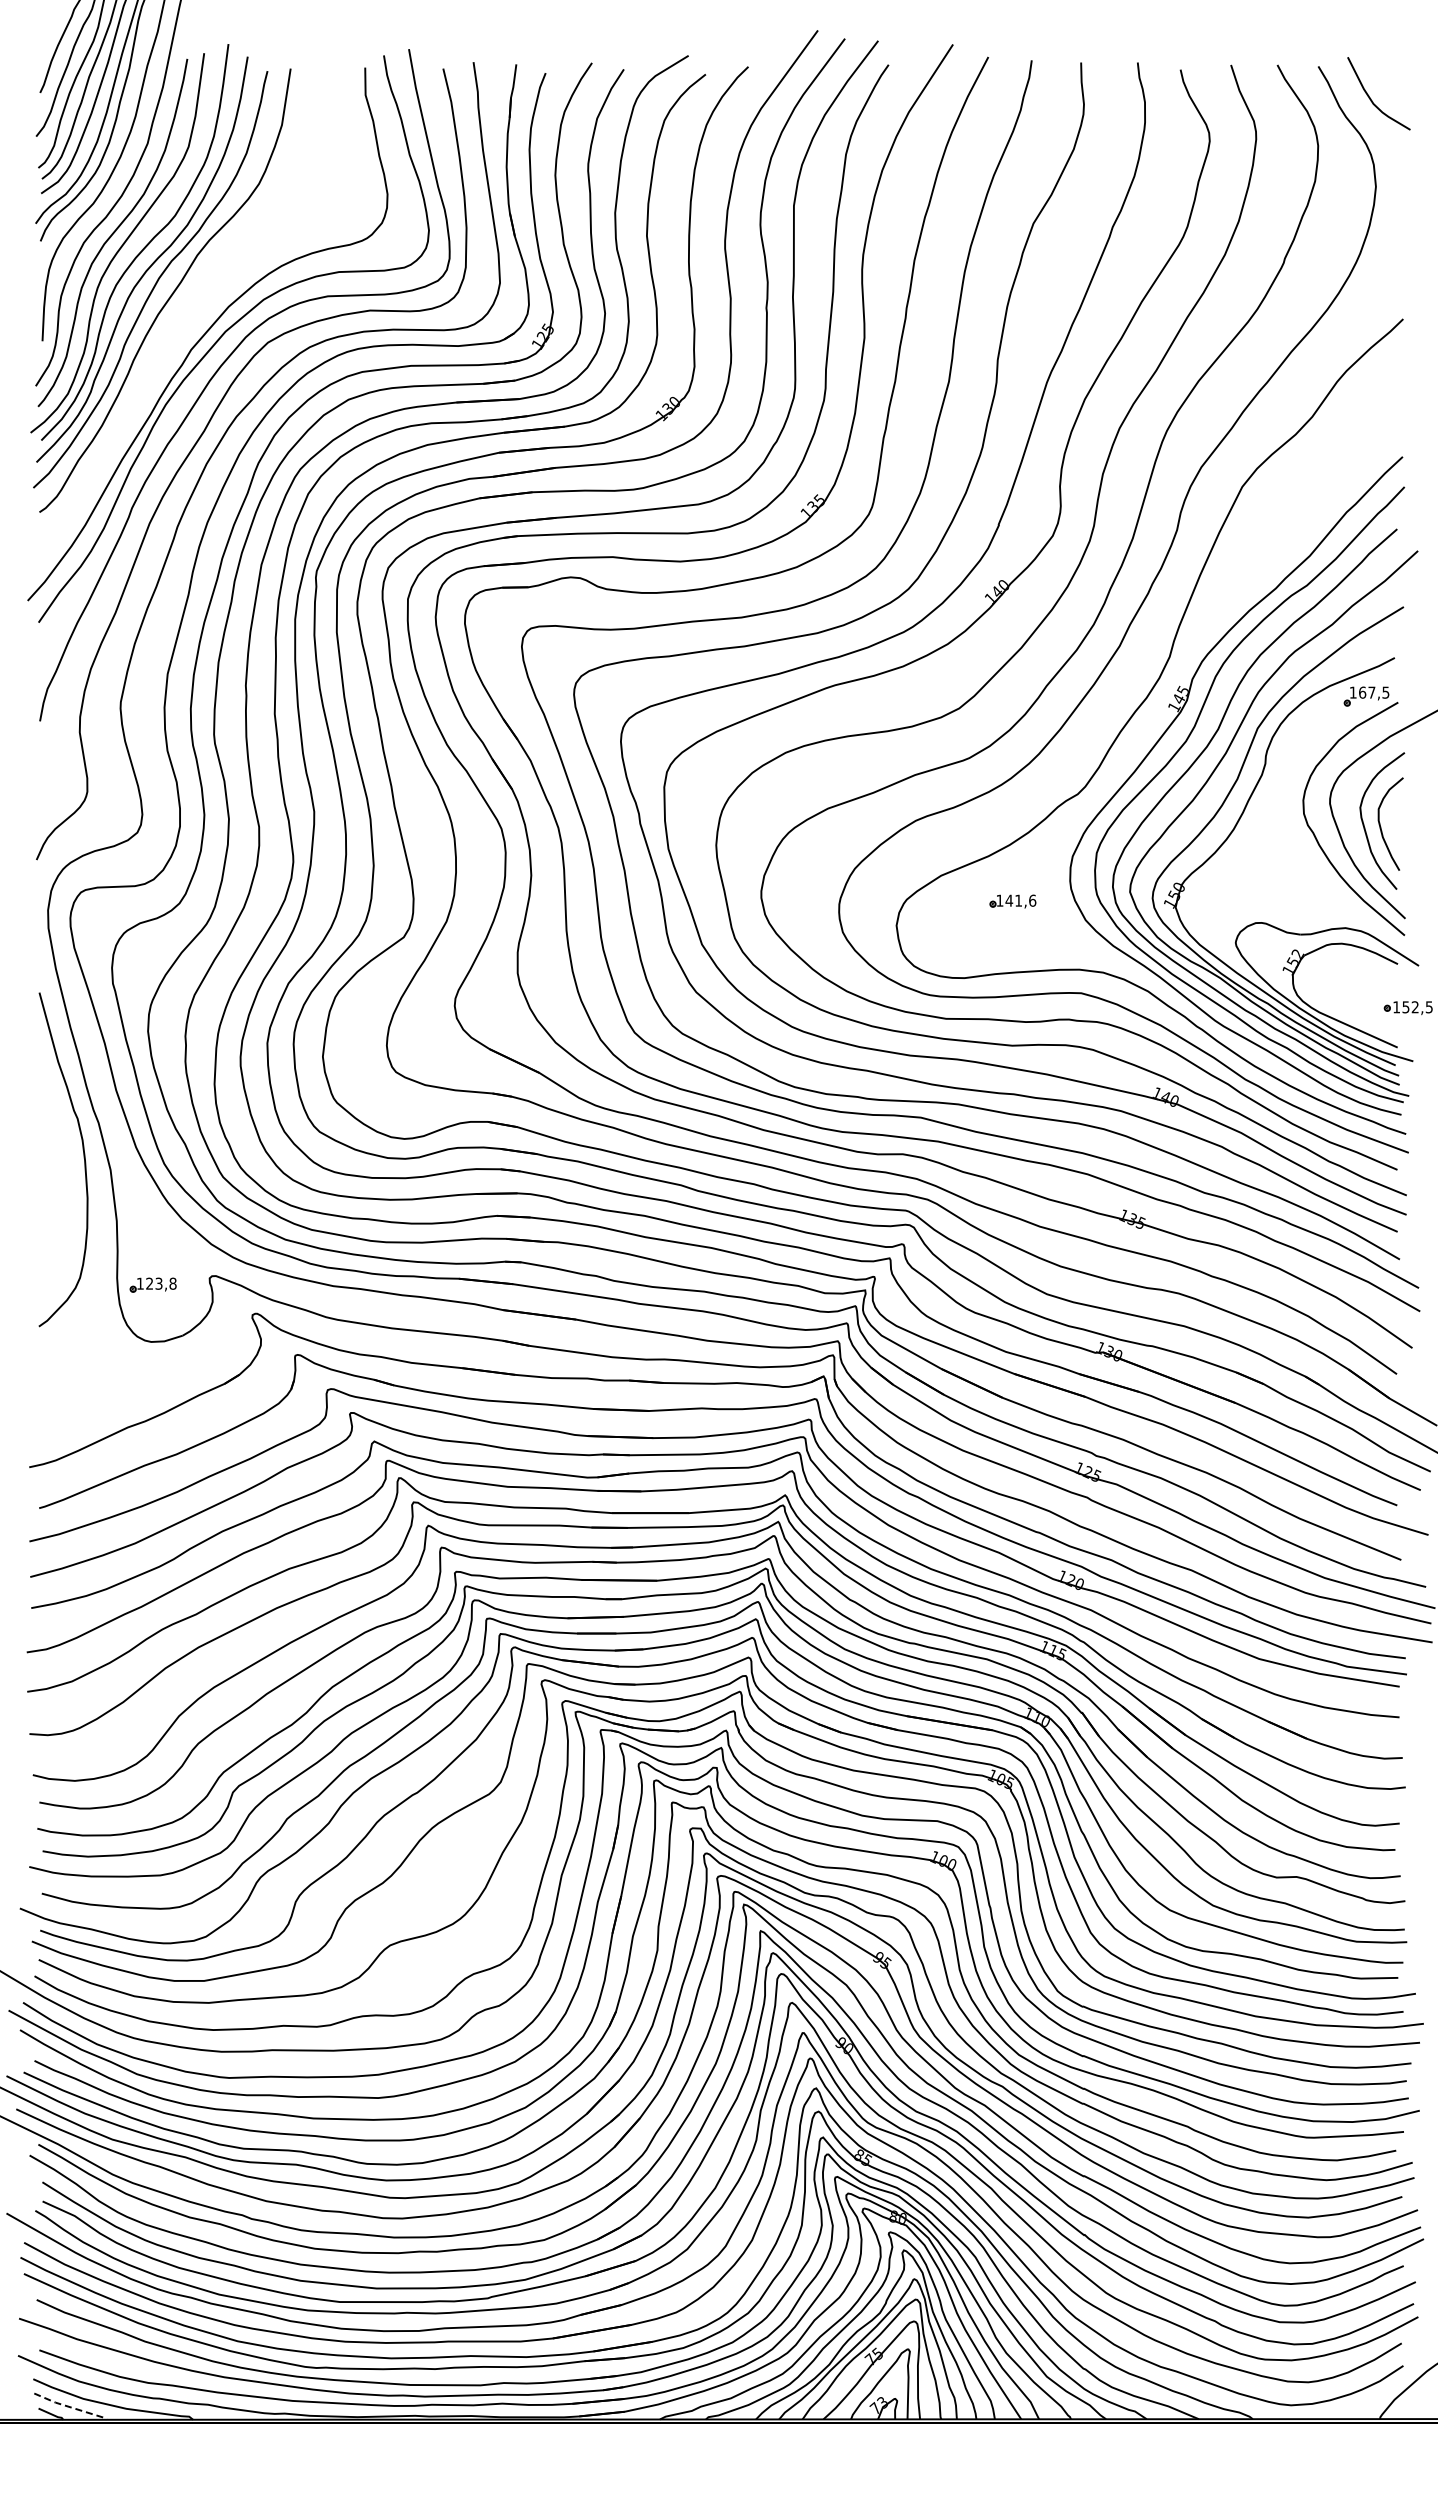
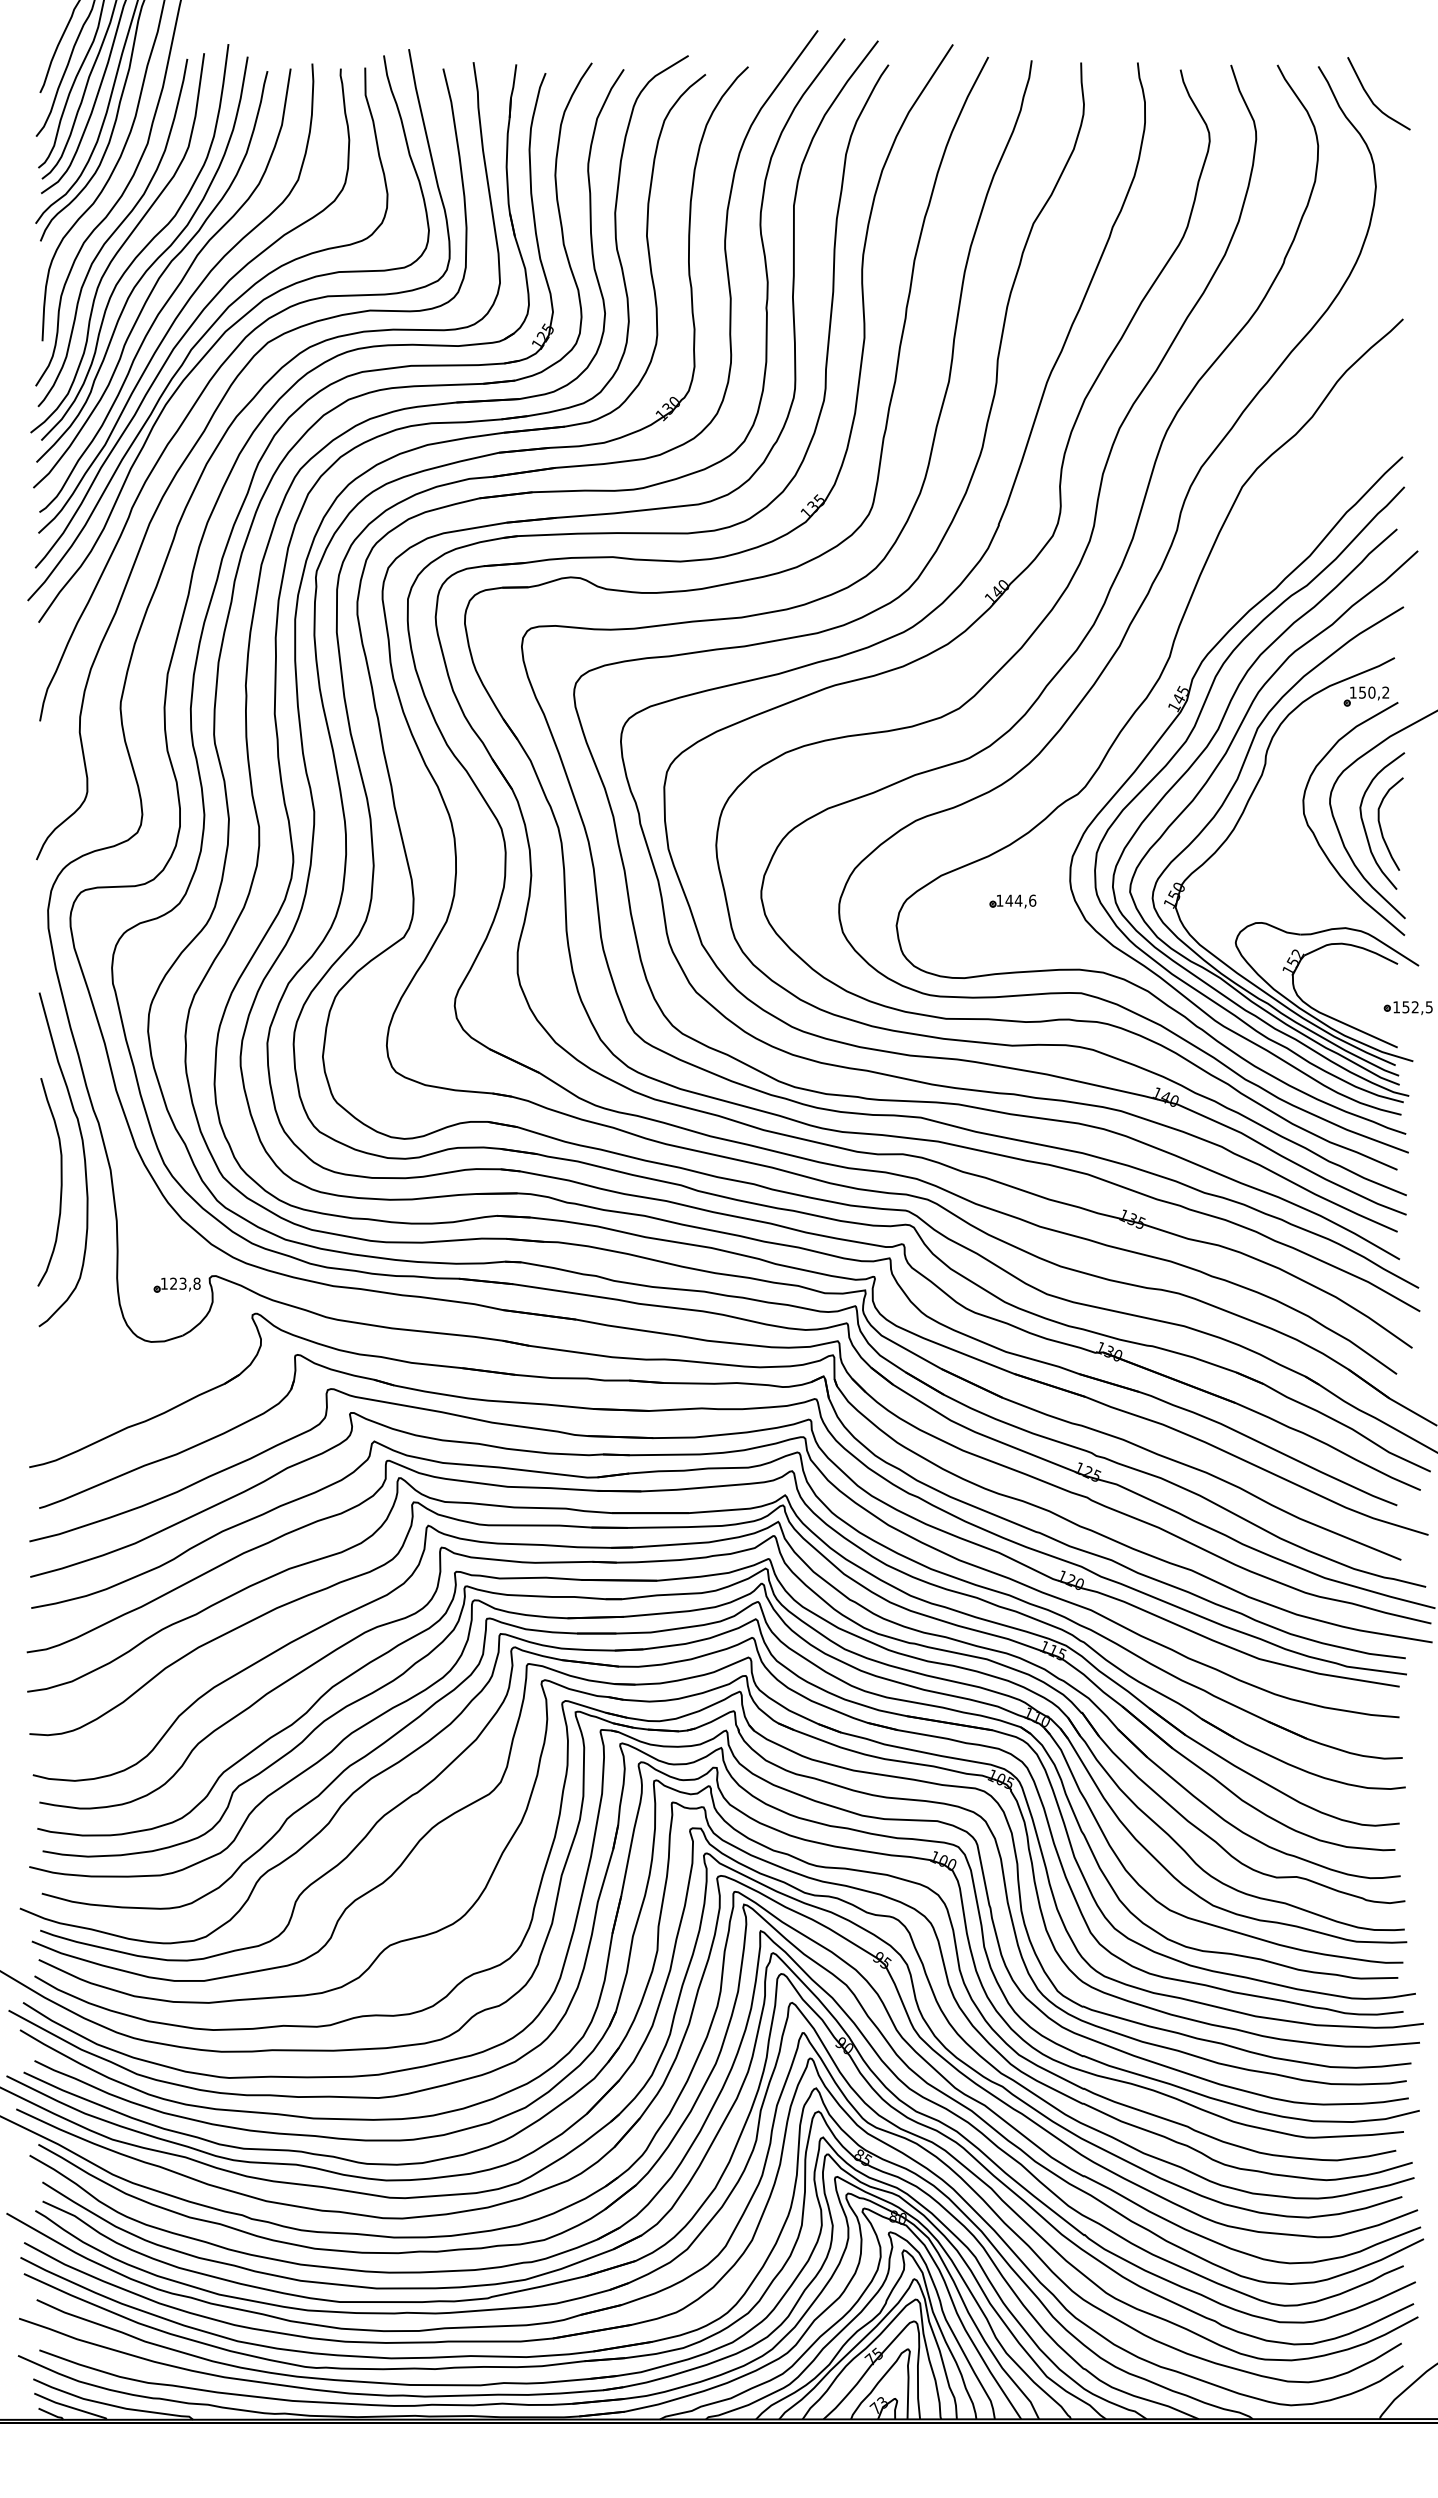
part: none -> present (192, 315)
text: 167,5 -> 150,2 (1374, 692)
text: 141,6 -> 144,6 (1018, 900)
curve: none -> present (60, 1182)
part position: (152, 1284) -> (176, 1284) (176, 1284)
line: dashed -> solid (70, 2407)
